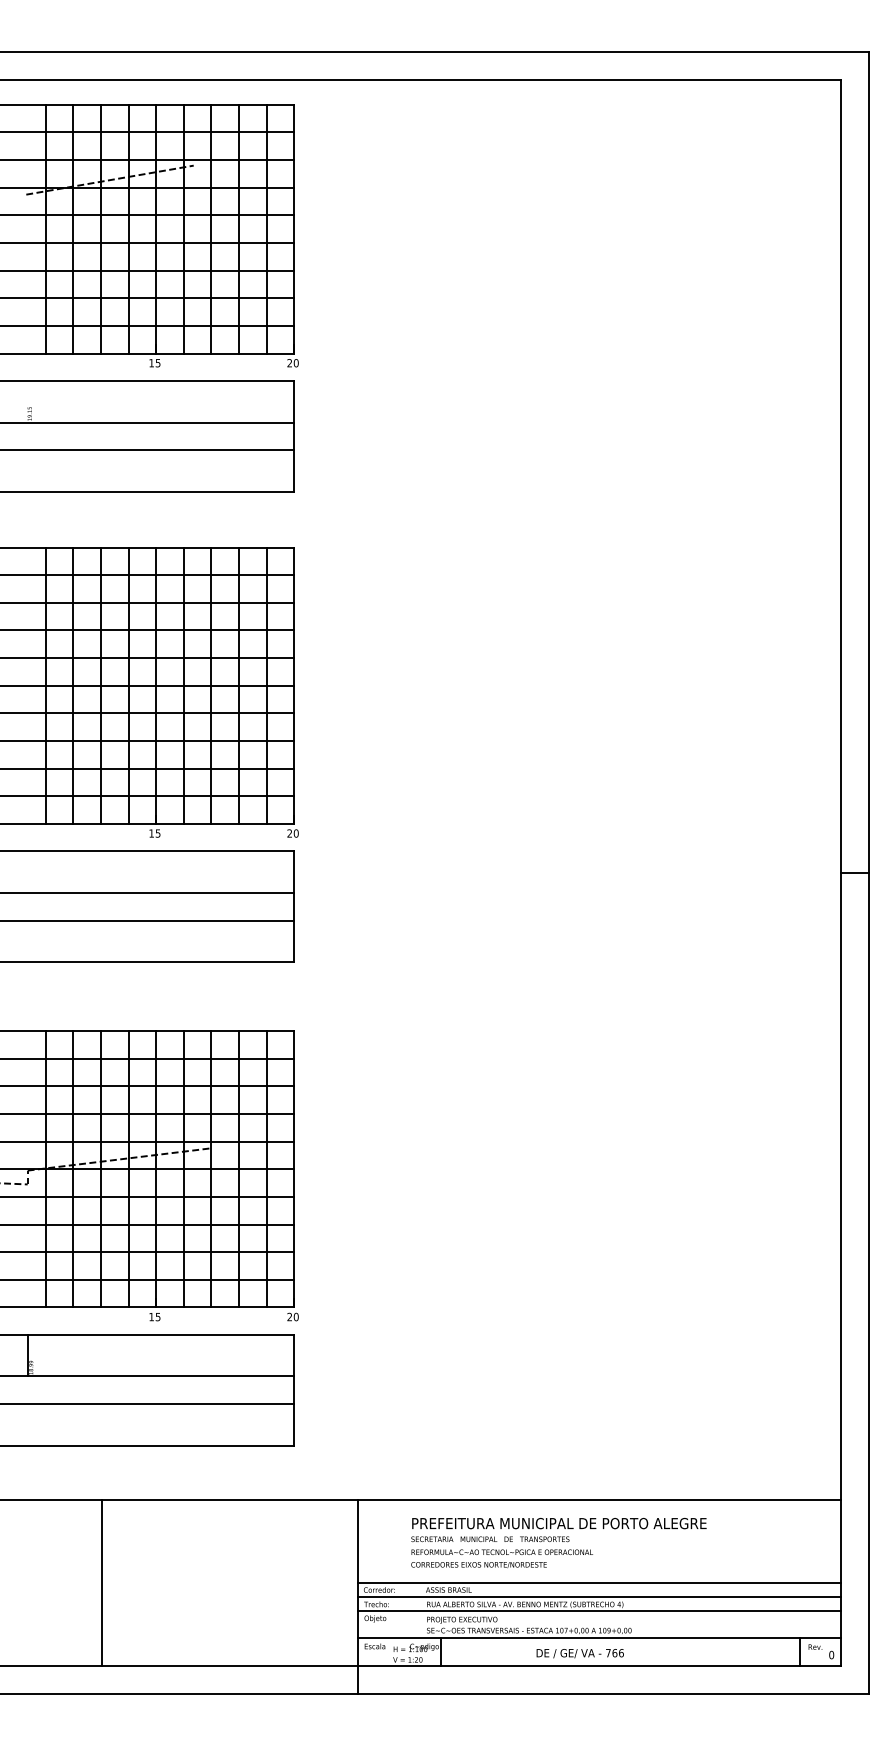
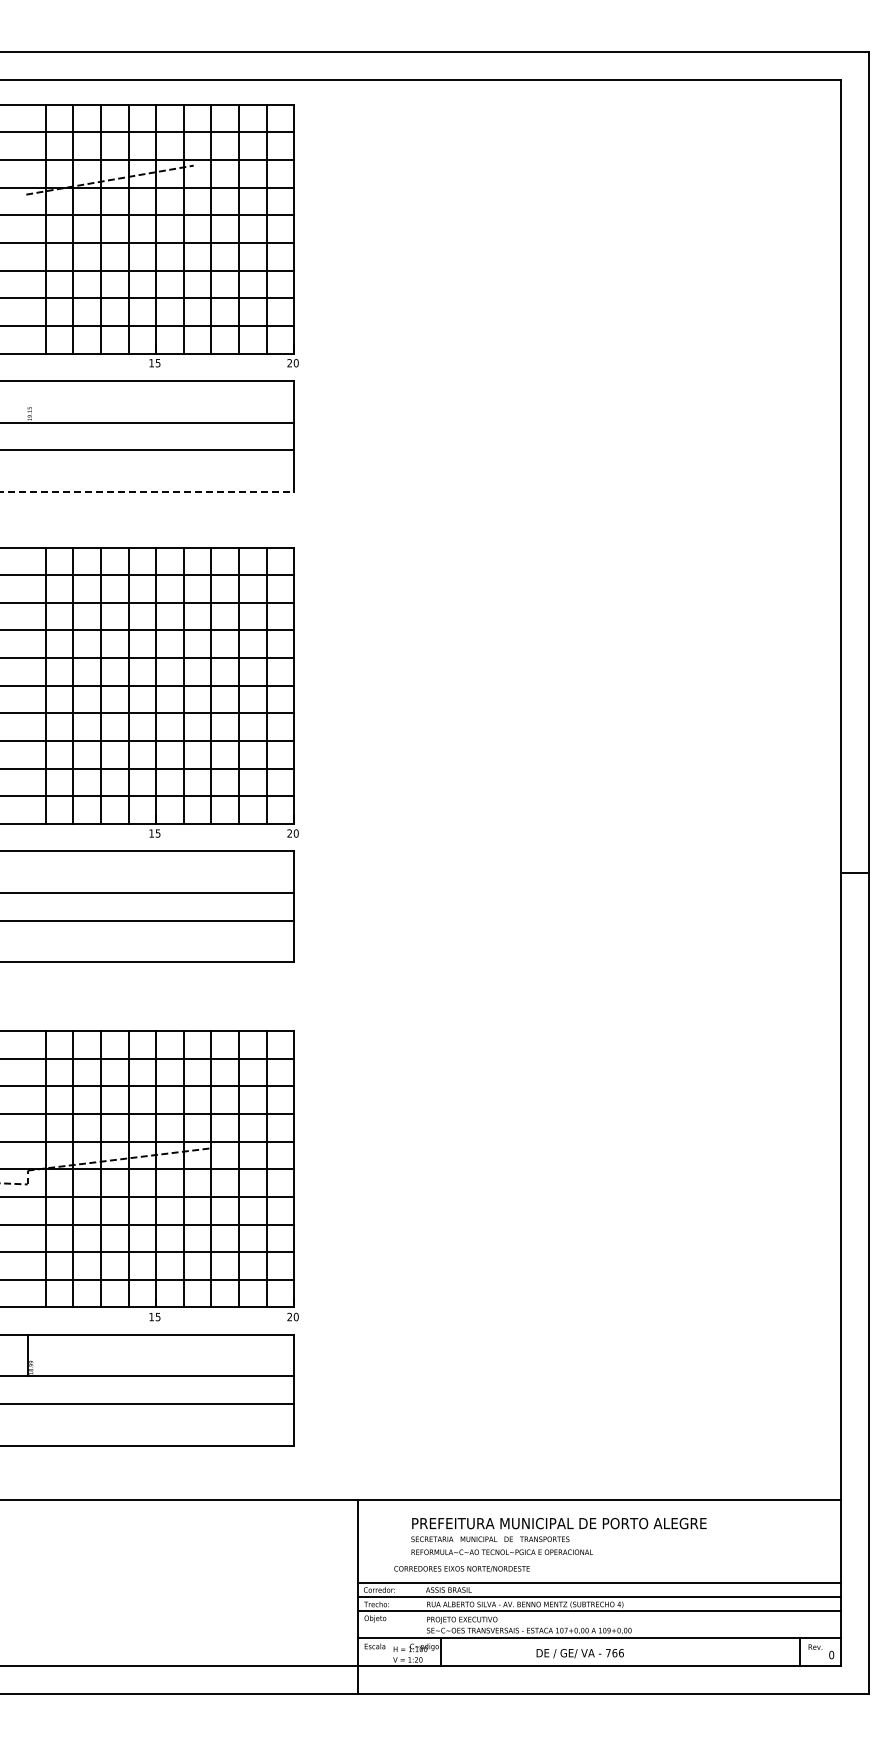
line: solid -> dashed (147, 491)
text position: (478, 1565) -> (461, 1569) (461, 1569)
line: present -> none (102, 1582)
